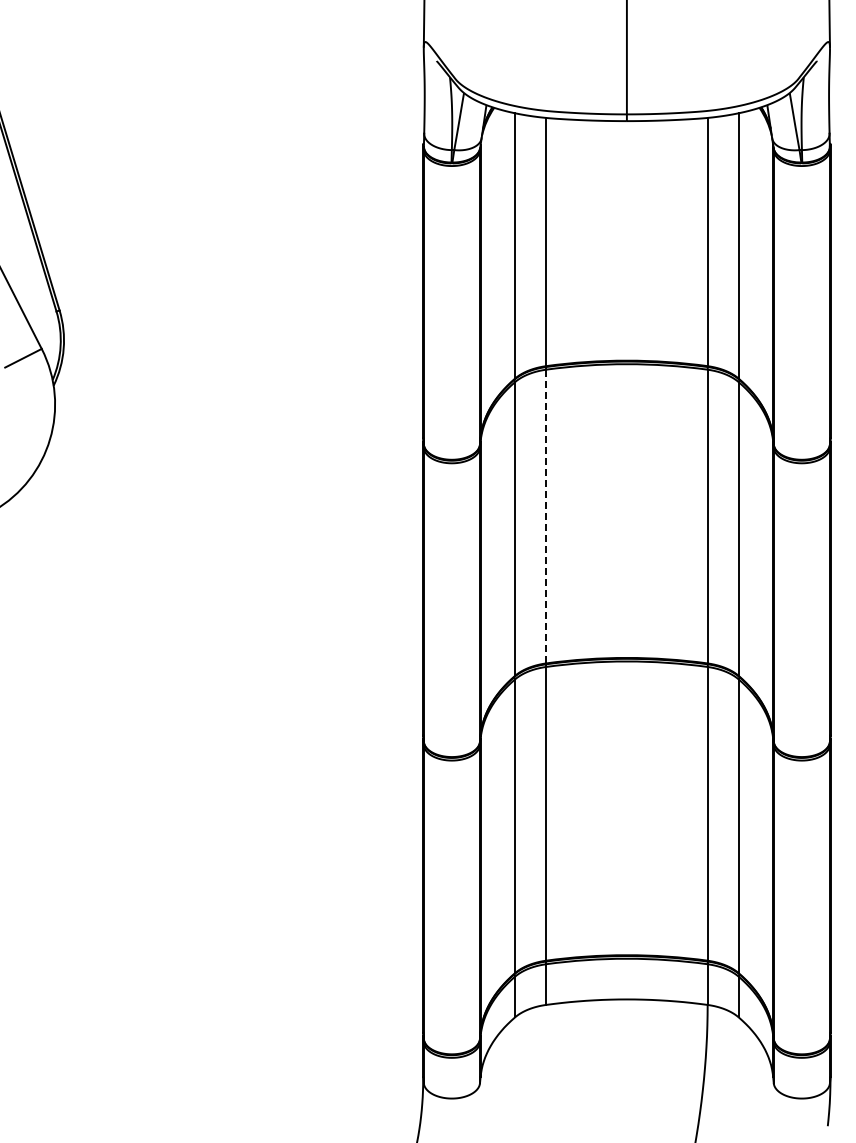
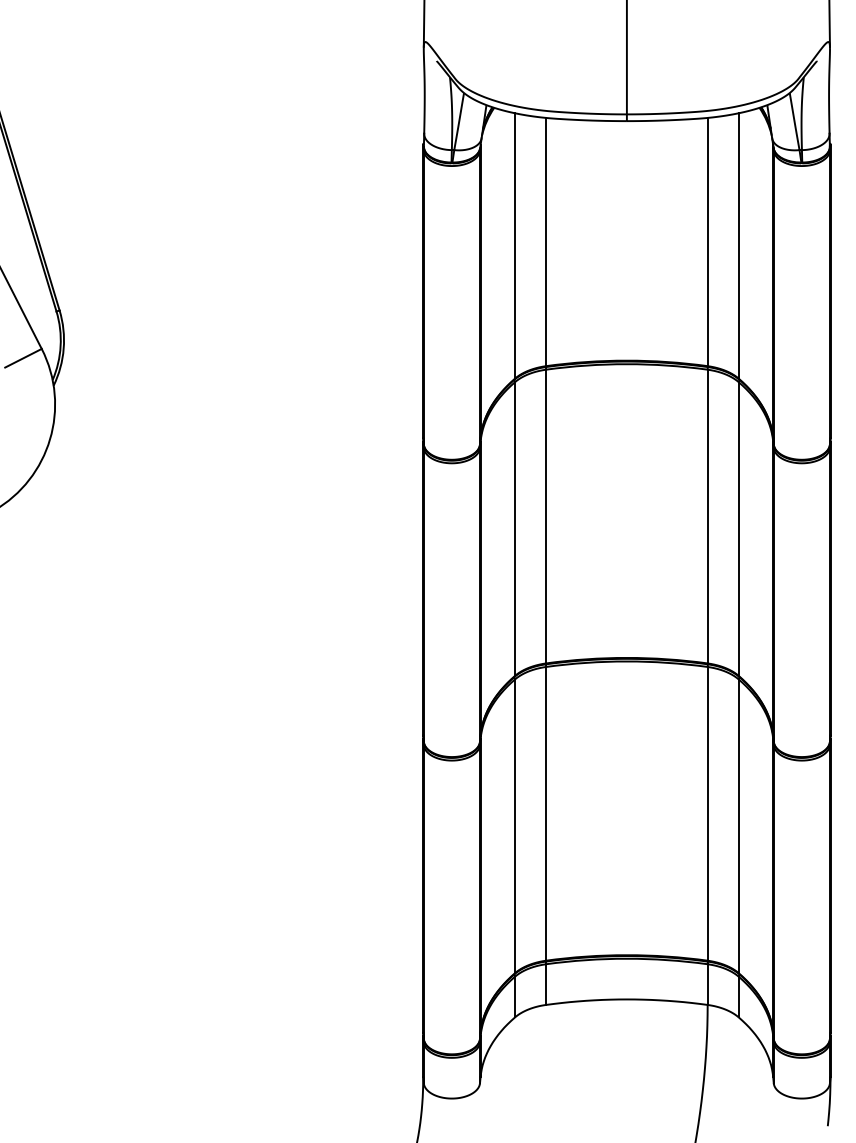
line: dashed -> solid (546, 516)
